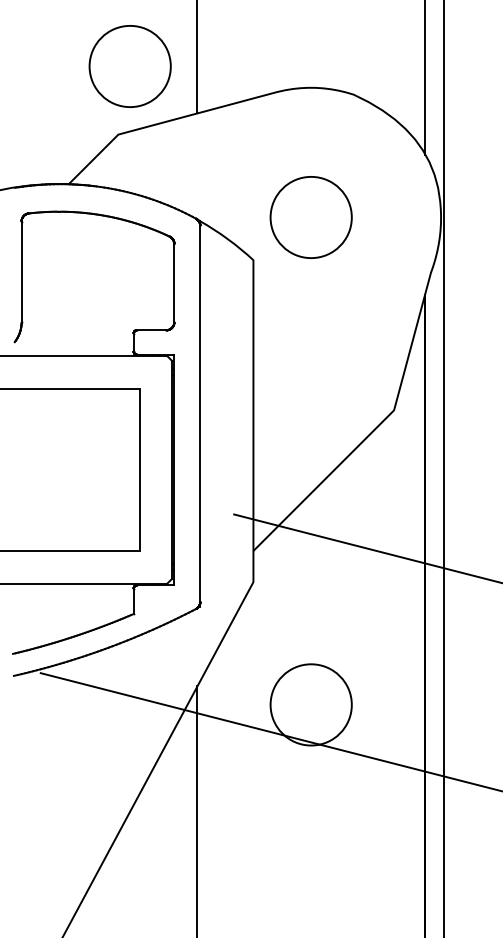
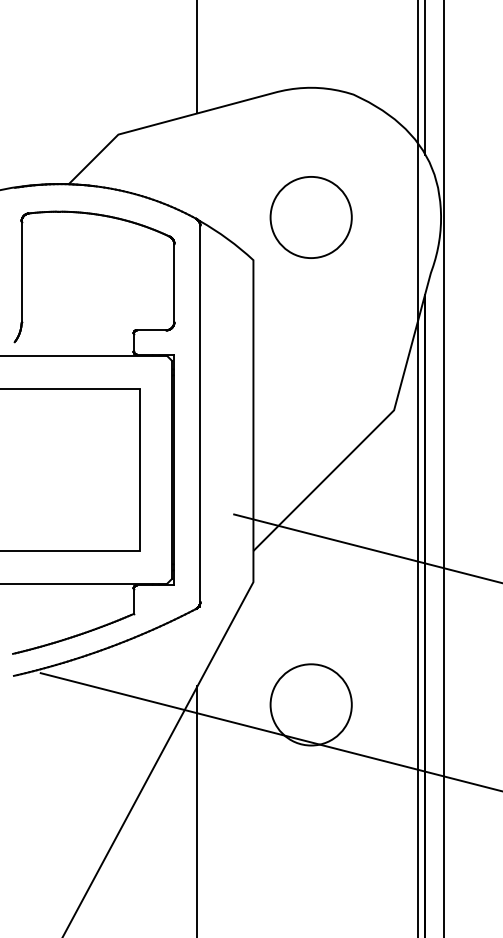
circle: present -> none (129, 66)
line: none -> present (418, 468)
